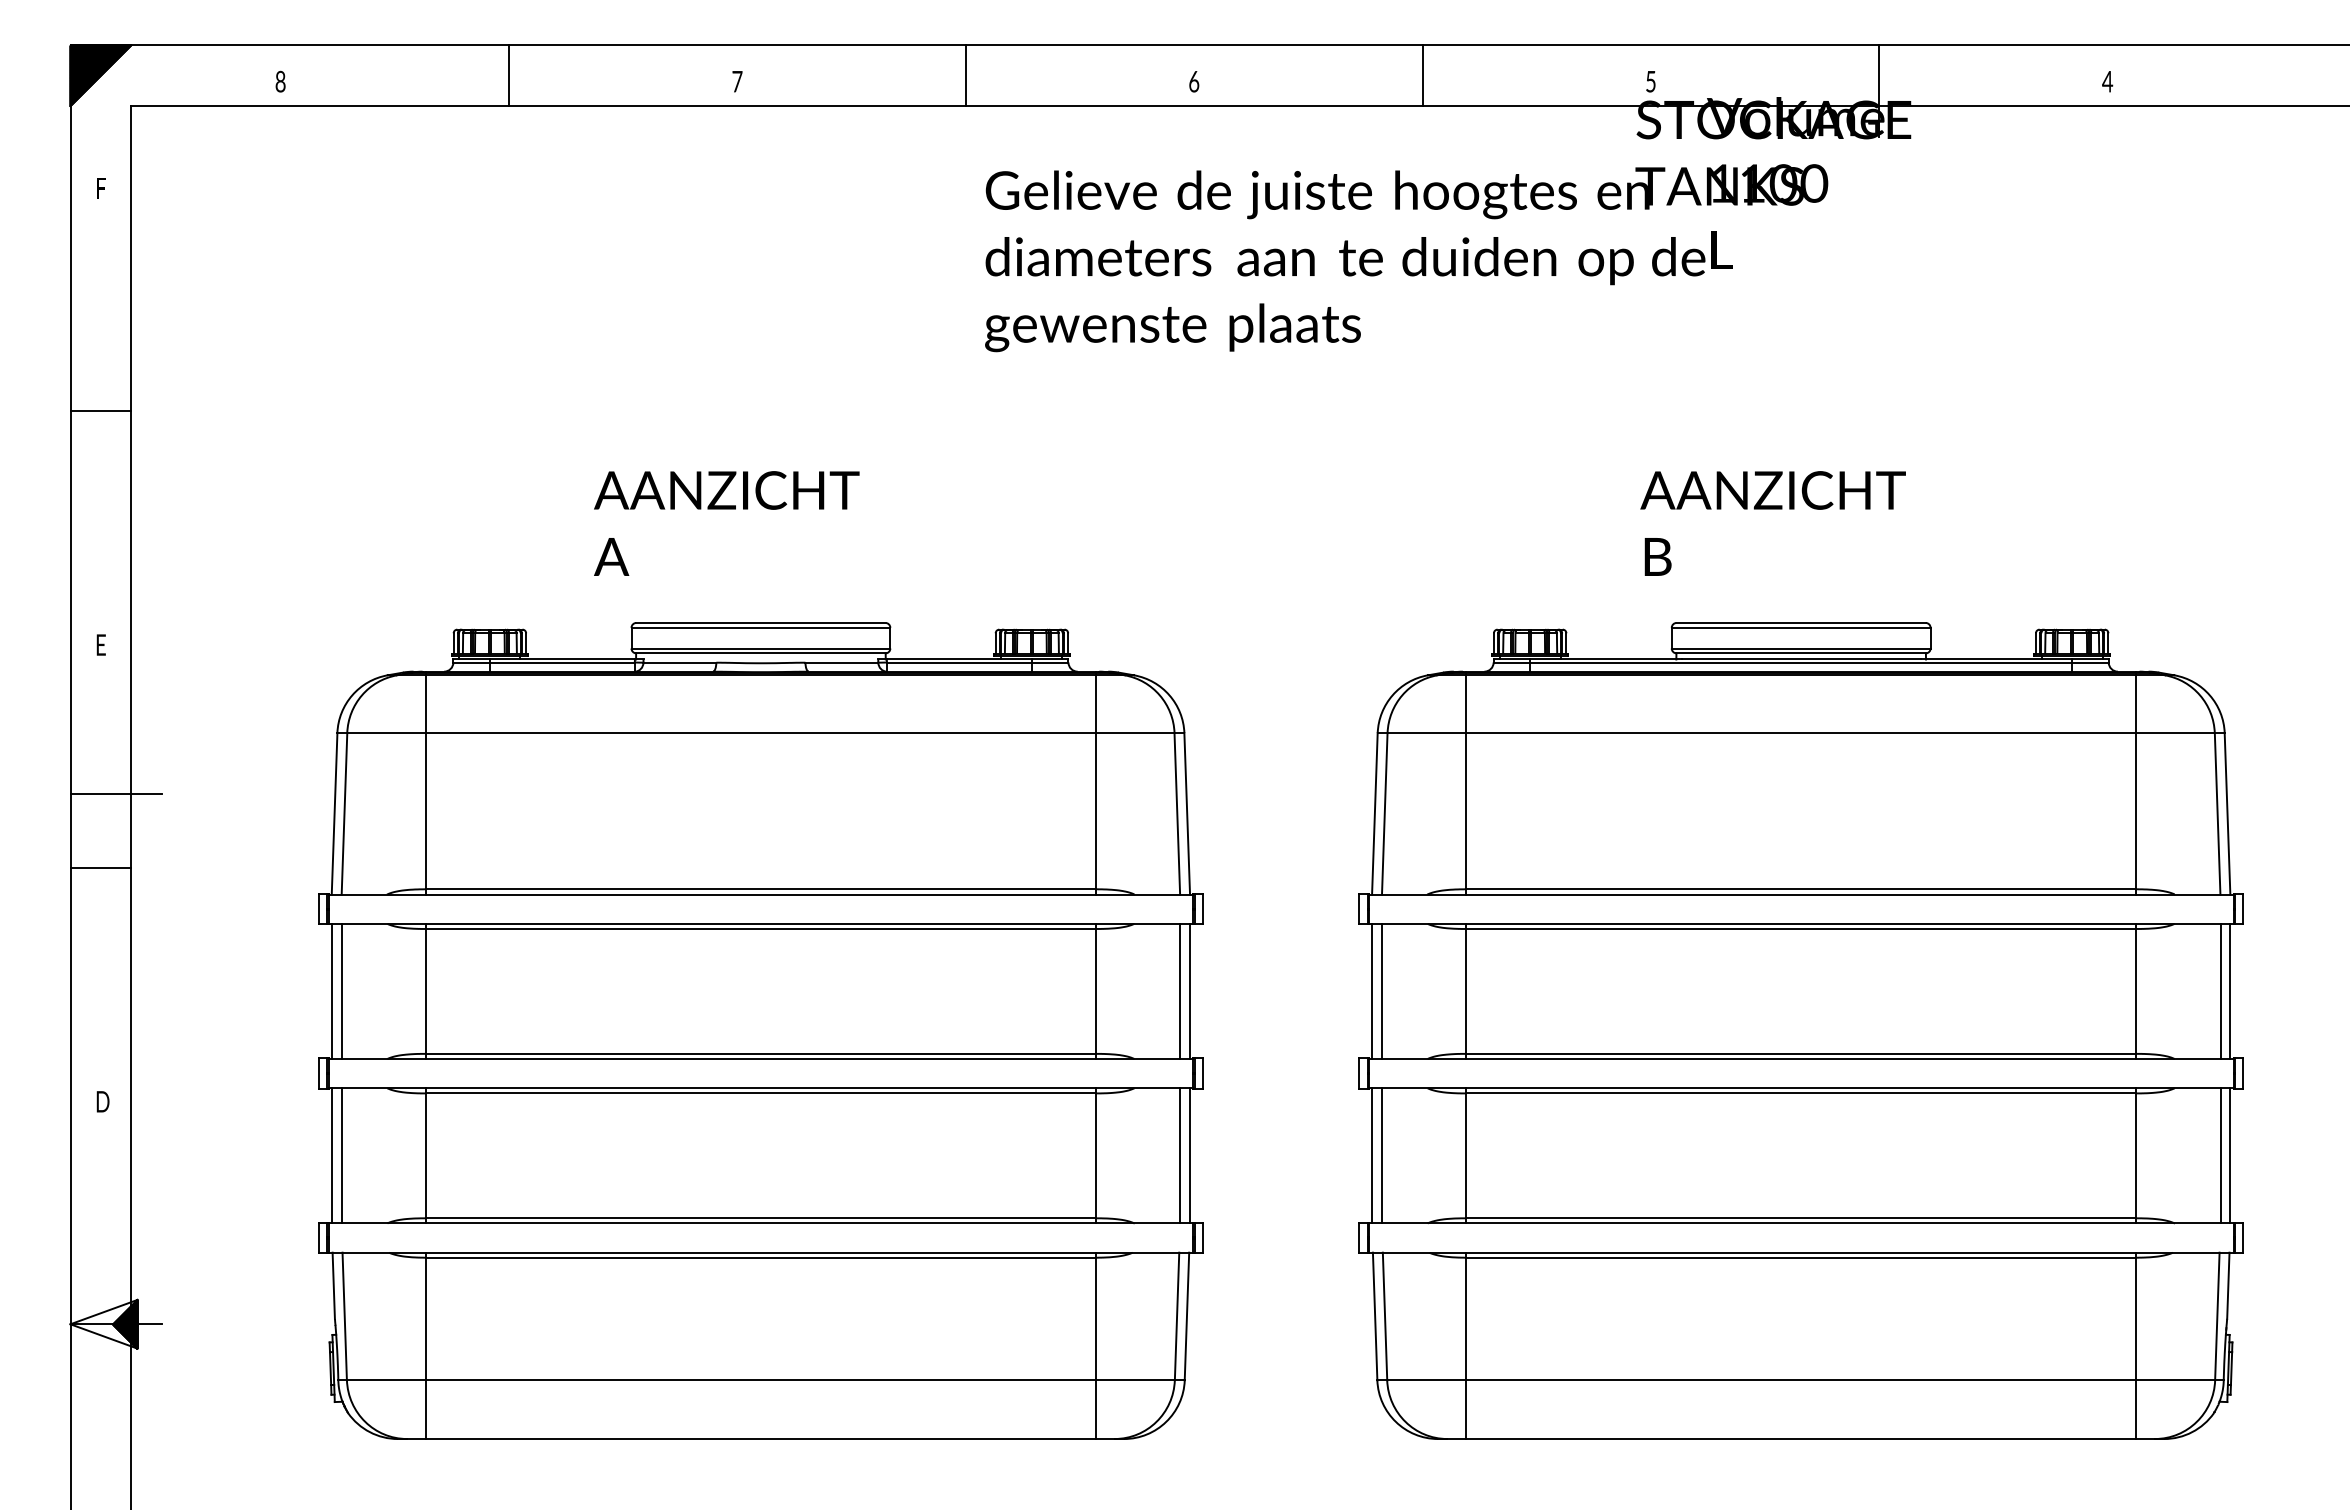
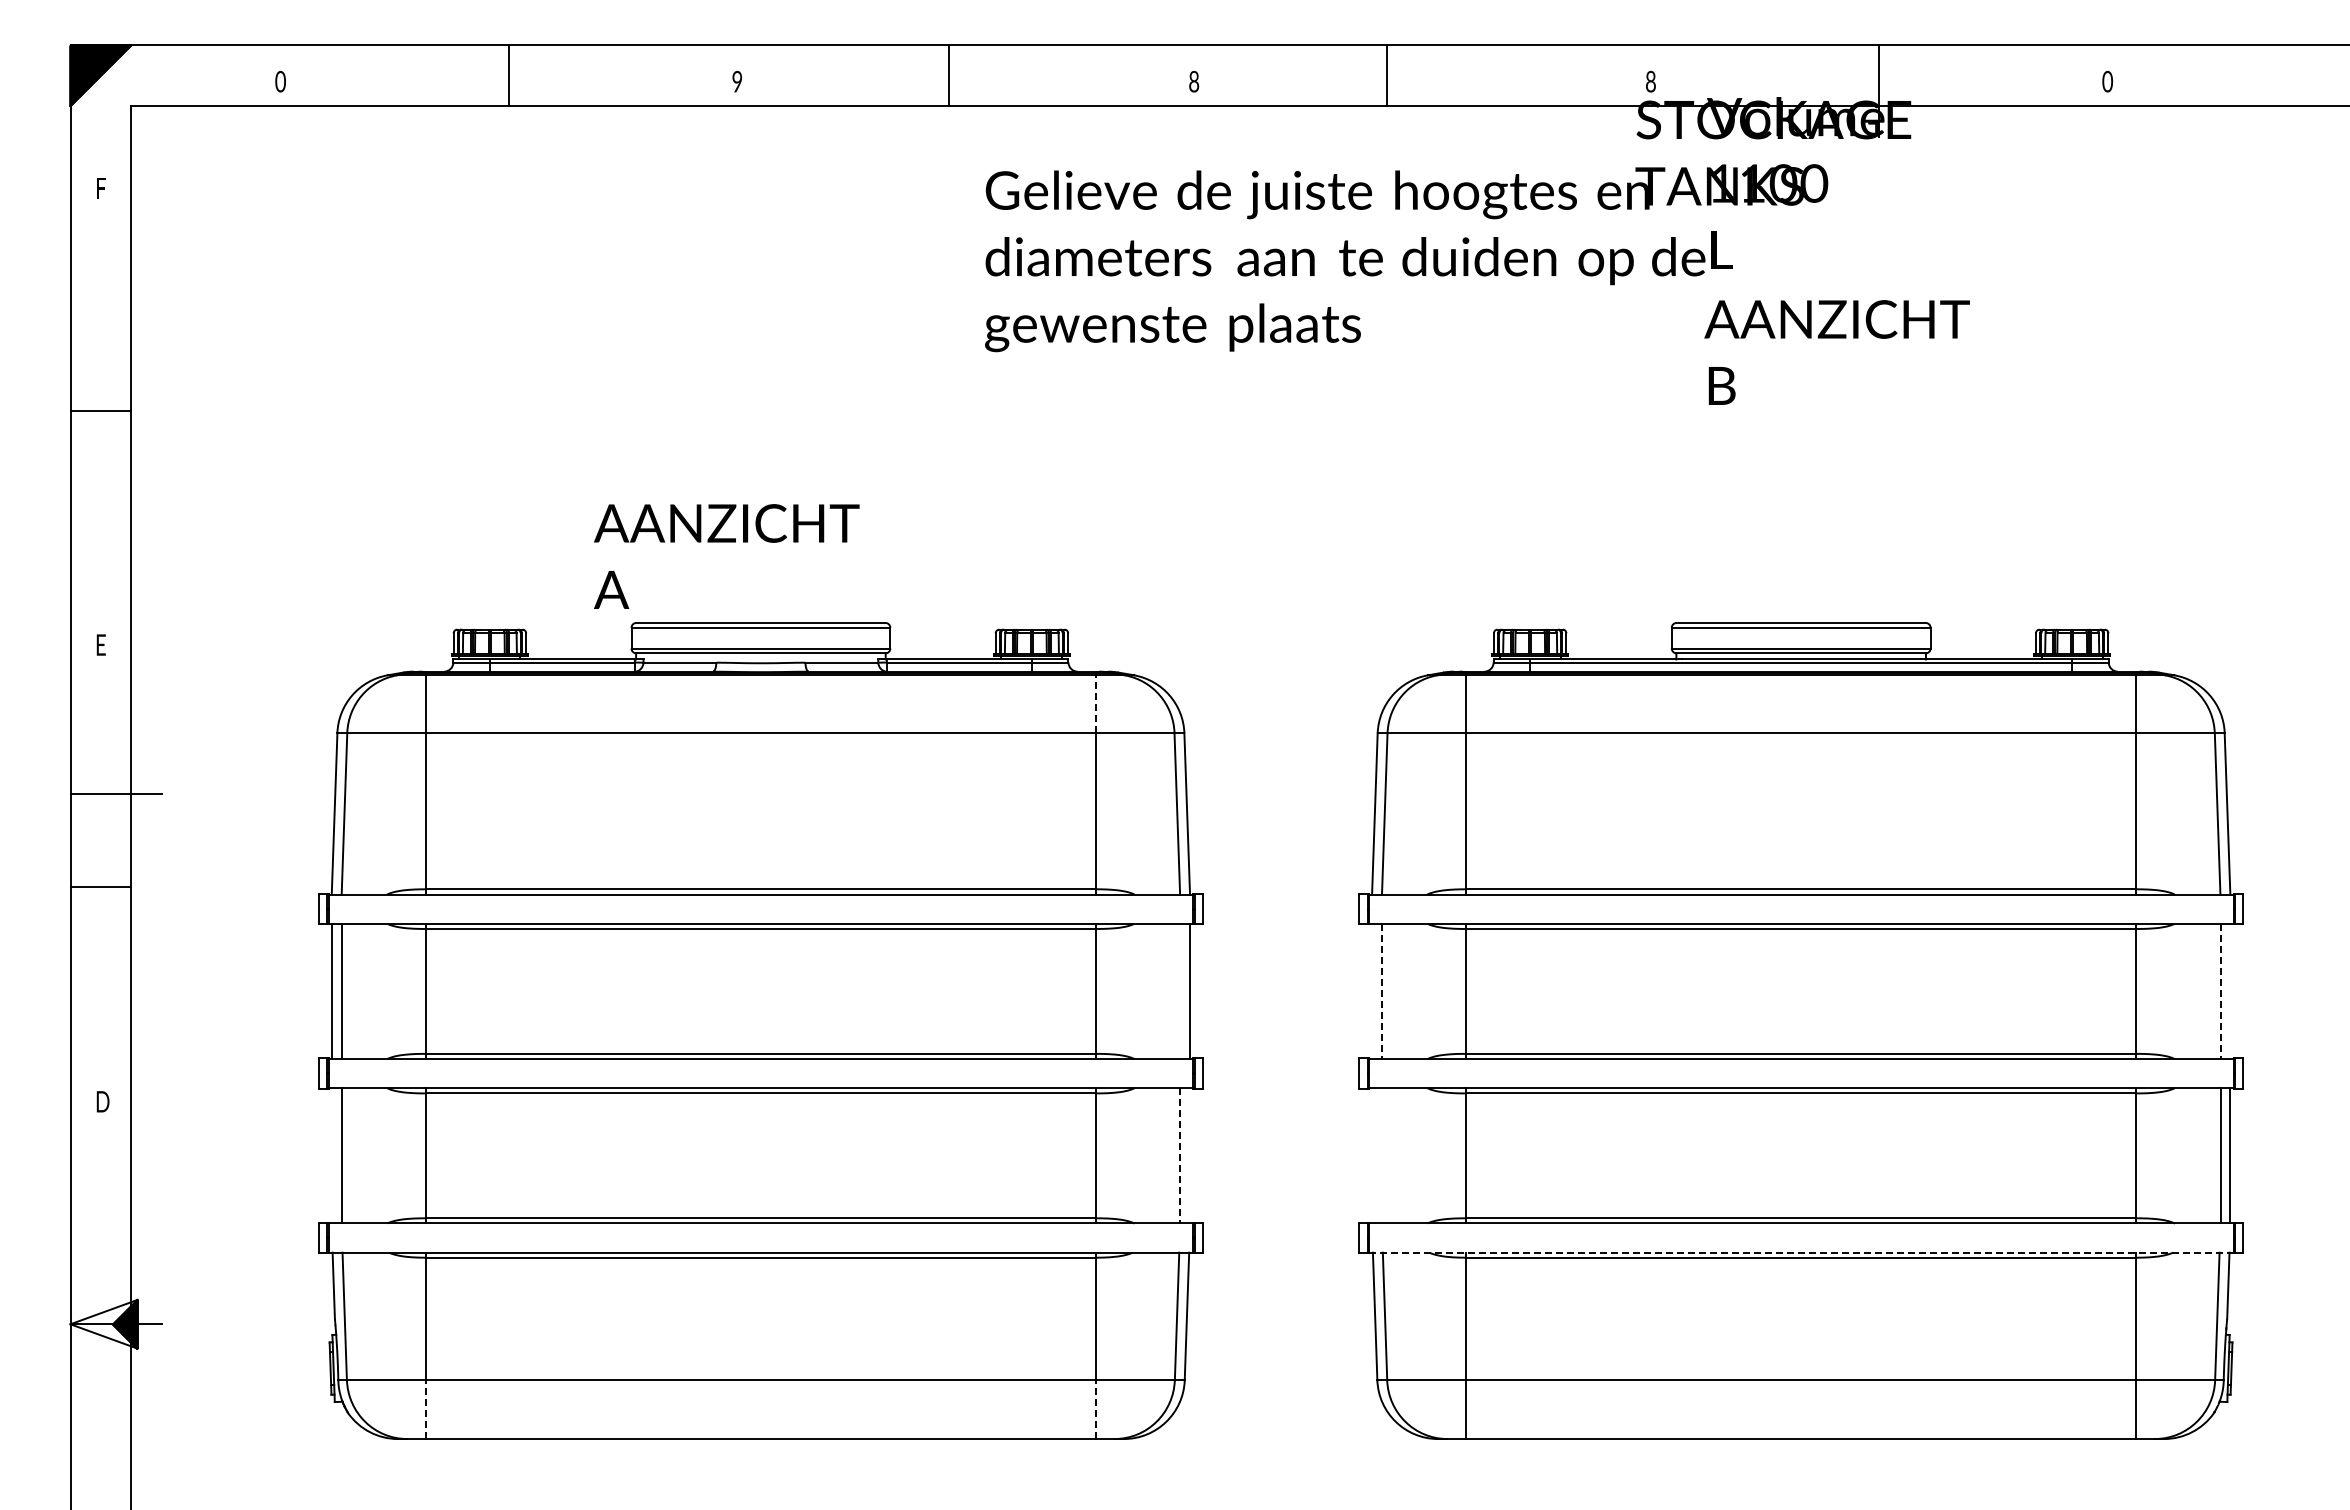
line position: (965, 75) -> (948, 75) (948, 75)
line position: (1422, 75) -> (1386, 75) (1386, 75)
text: 6 -> 8 (1194, 80)
text: 7 -> 9 (737, 81)
text: 5 -> 8 (1650, 81)
text: 4 -> 0 (2107, 81)
text: 8 -> 0 (280, 82)
text position: (726, 523) -> (726, 556) (726, 556)
text position: (1772, 523) -> (1836, 352) (1836, 352)
line: solid -> dashed (1095, 704)
line position: (100, 867) -> (100, 886) (100, 886)
line: present -> none (1180, 991)
line: present -> none (1371, 991)
line: solid -> dashed (1381, 991)
line: solid -> dashed (2220, 991)
line: present -> none (2230, 991)
line: present -> none (331, 1155)
line: solid -> dashed (1180, 1155)
line: present -> none (1190, 1155)
line: present -> none (1371, 1155)
line: present -> none (1381, 1155)
line: solid -> dashed (1801, 1252)
line: solid -> dashed (425, 1409)
line: solid -> dashed (1095, 1409)
